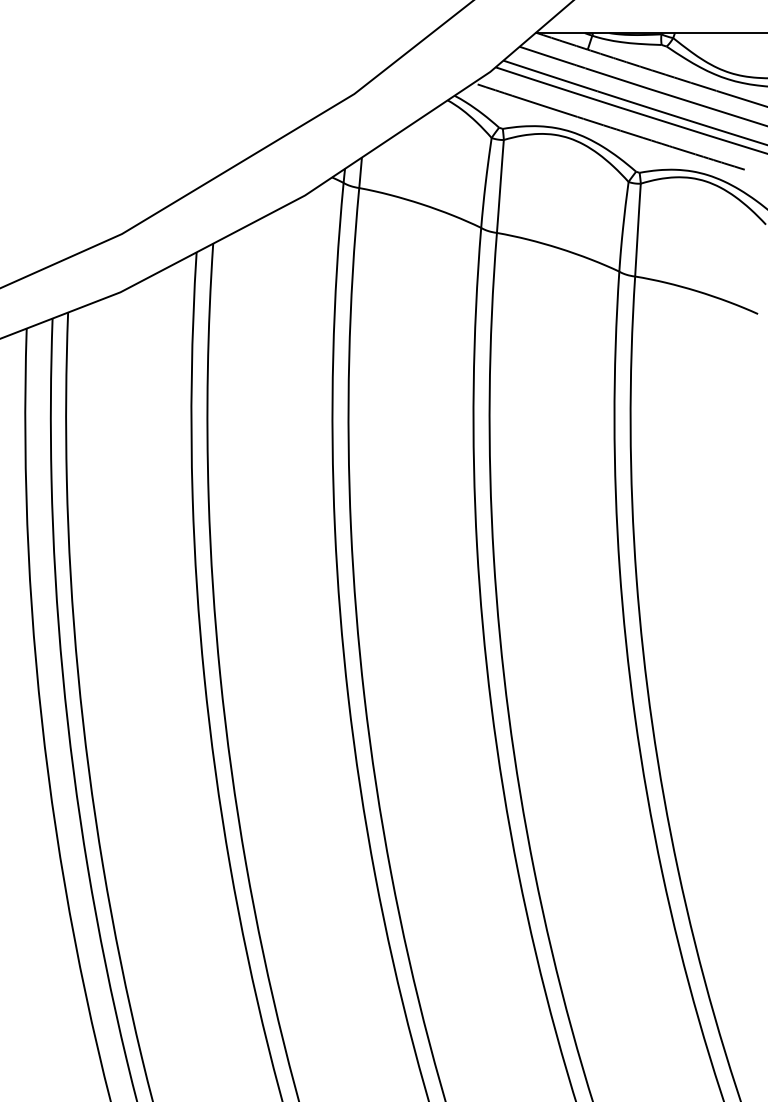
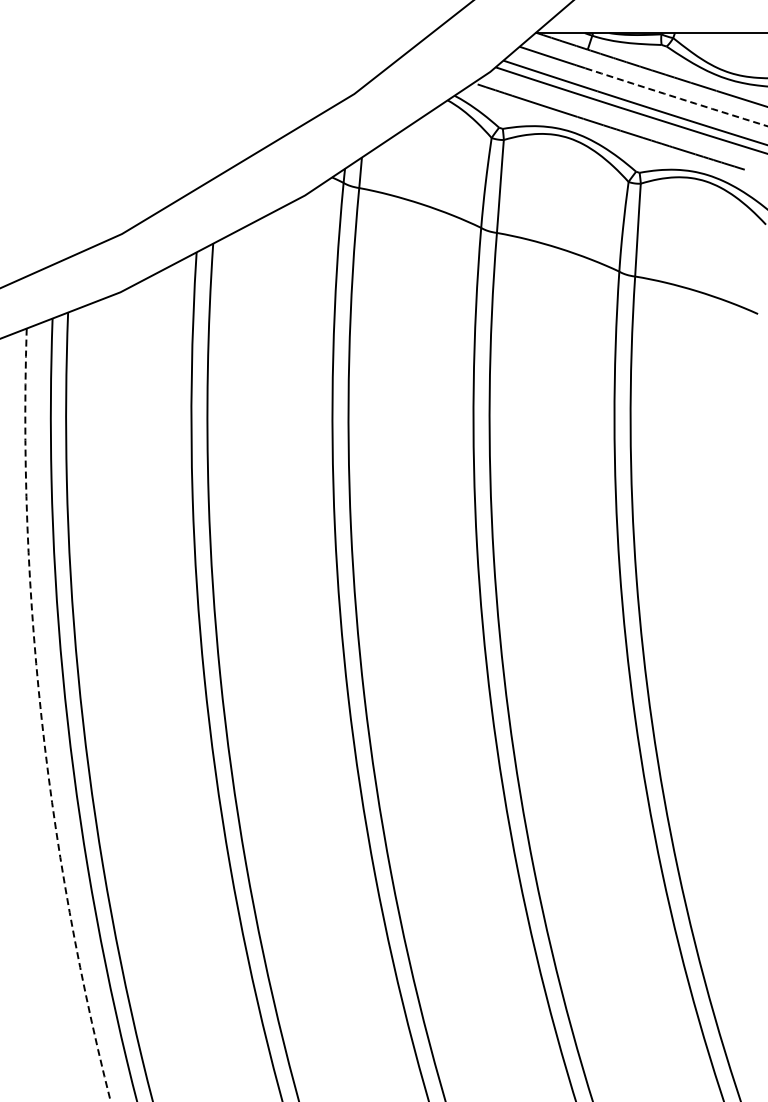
arc: solid -> dashed (676, 97)
arc: solid -> dashed (41, 719)
